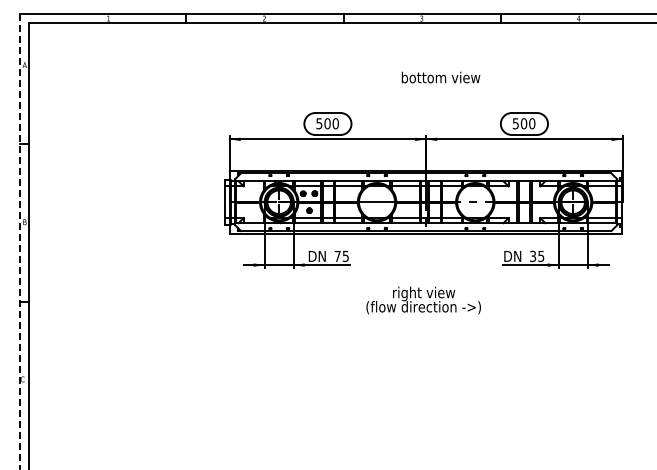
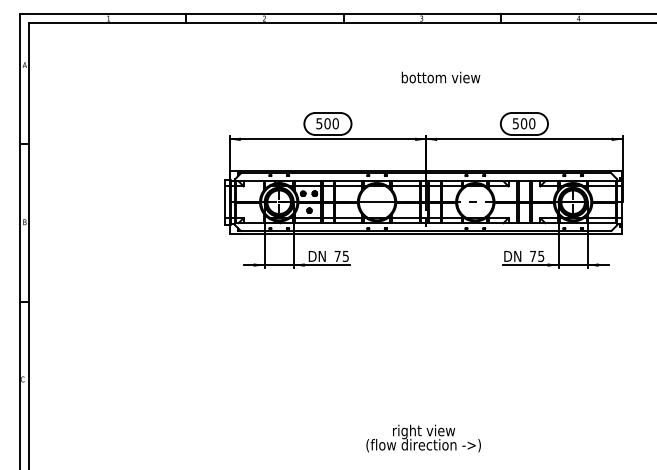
line: dashed -> solid (19, 241)
text: 35 -> 75 (533, 256)
text position: (423, 300) -> (423, 438) (423, 438)
